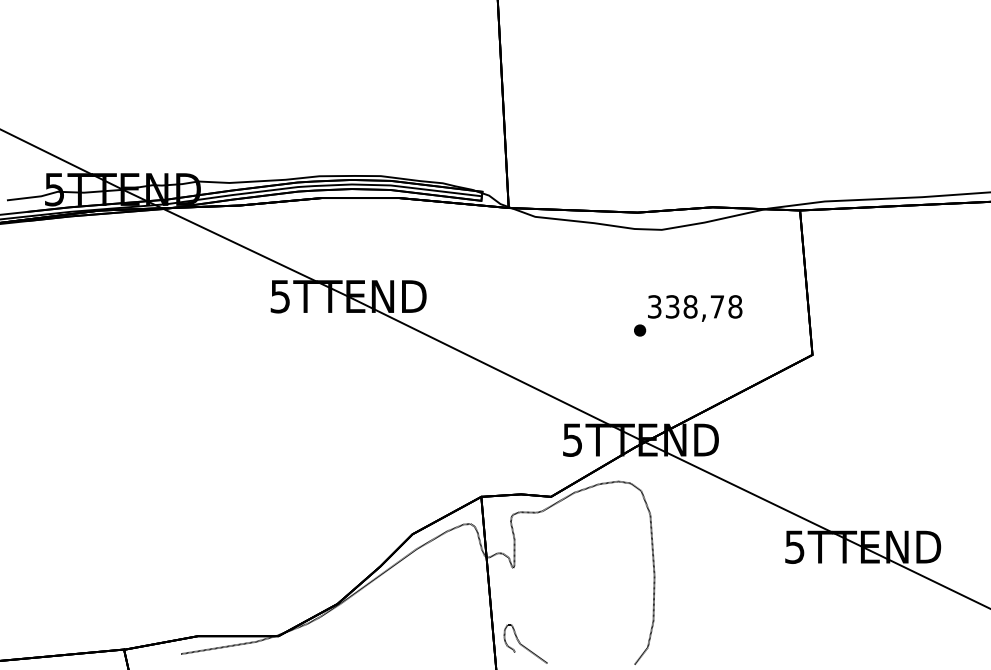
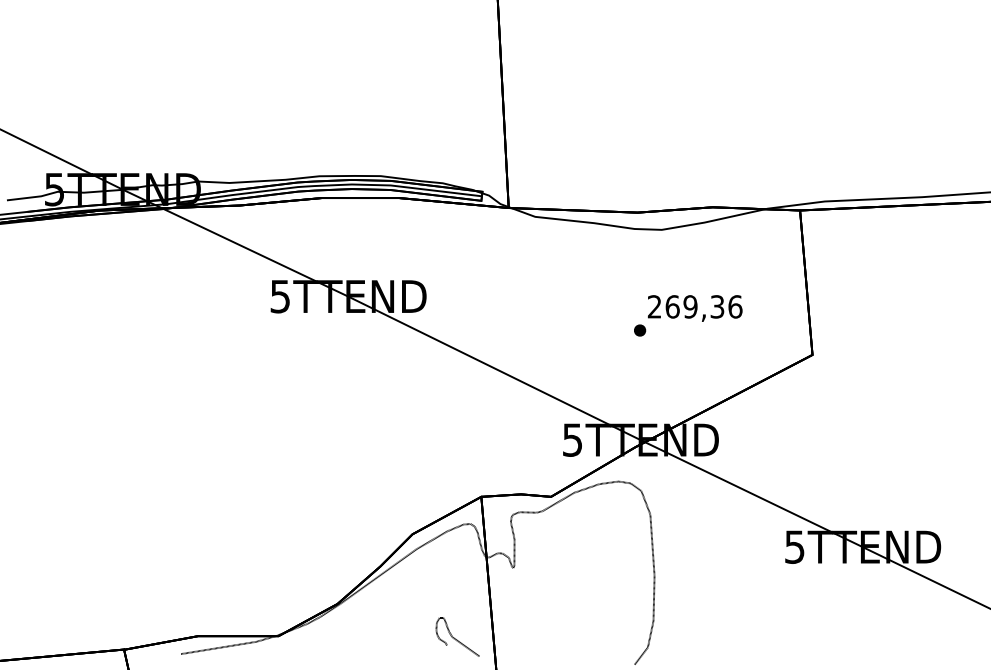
text: 338,78 -> 269,36 (695, 306)
curve position: (523, 645) -> (455, 638) (455, 638)
